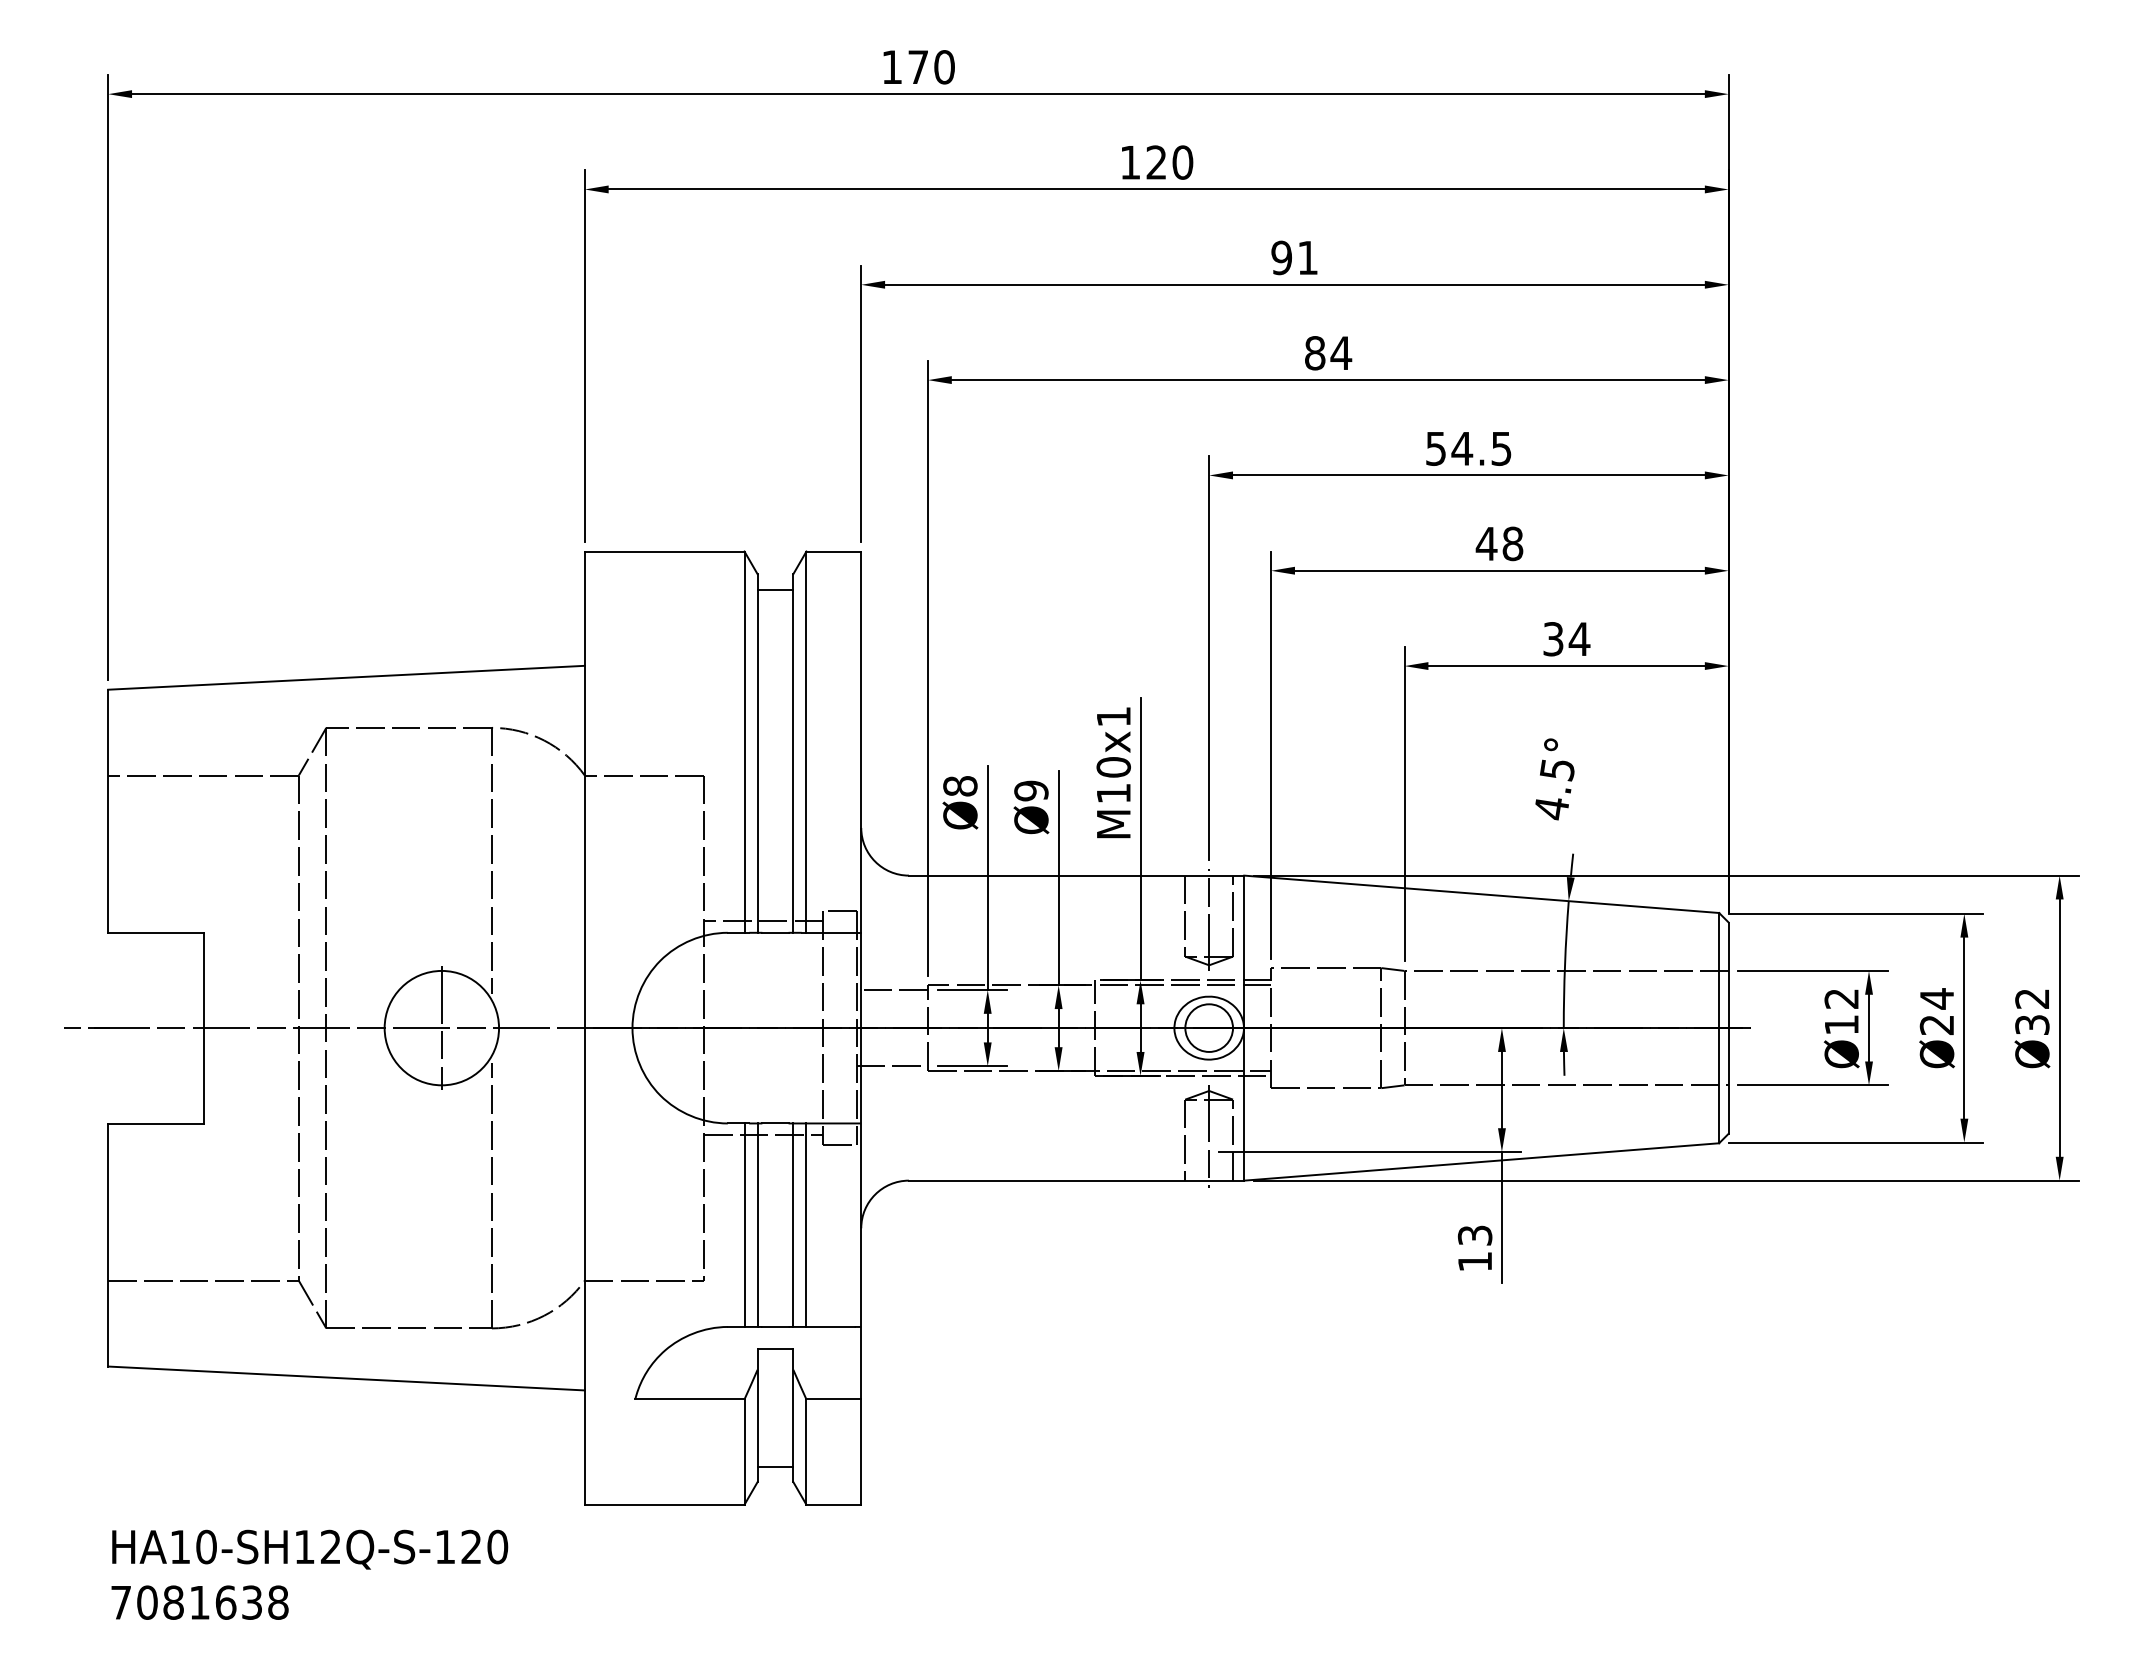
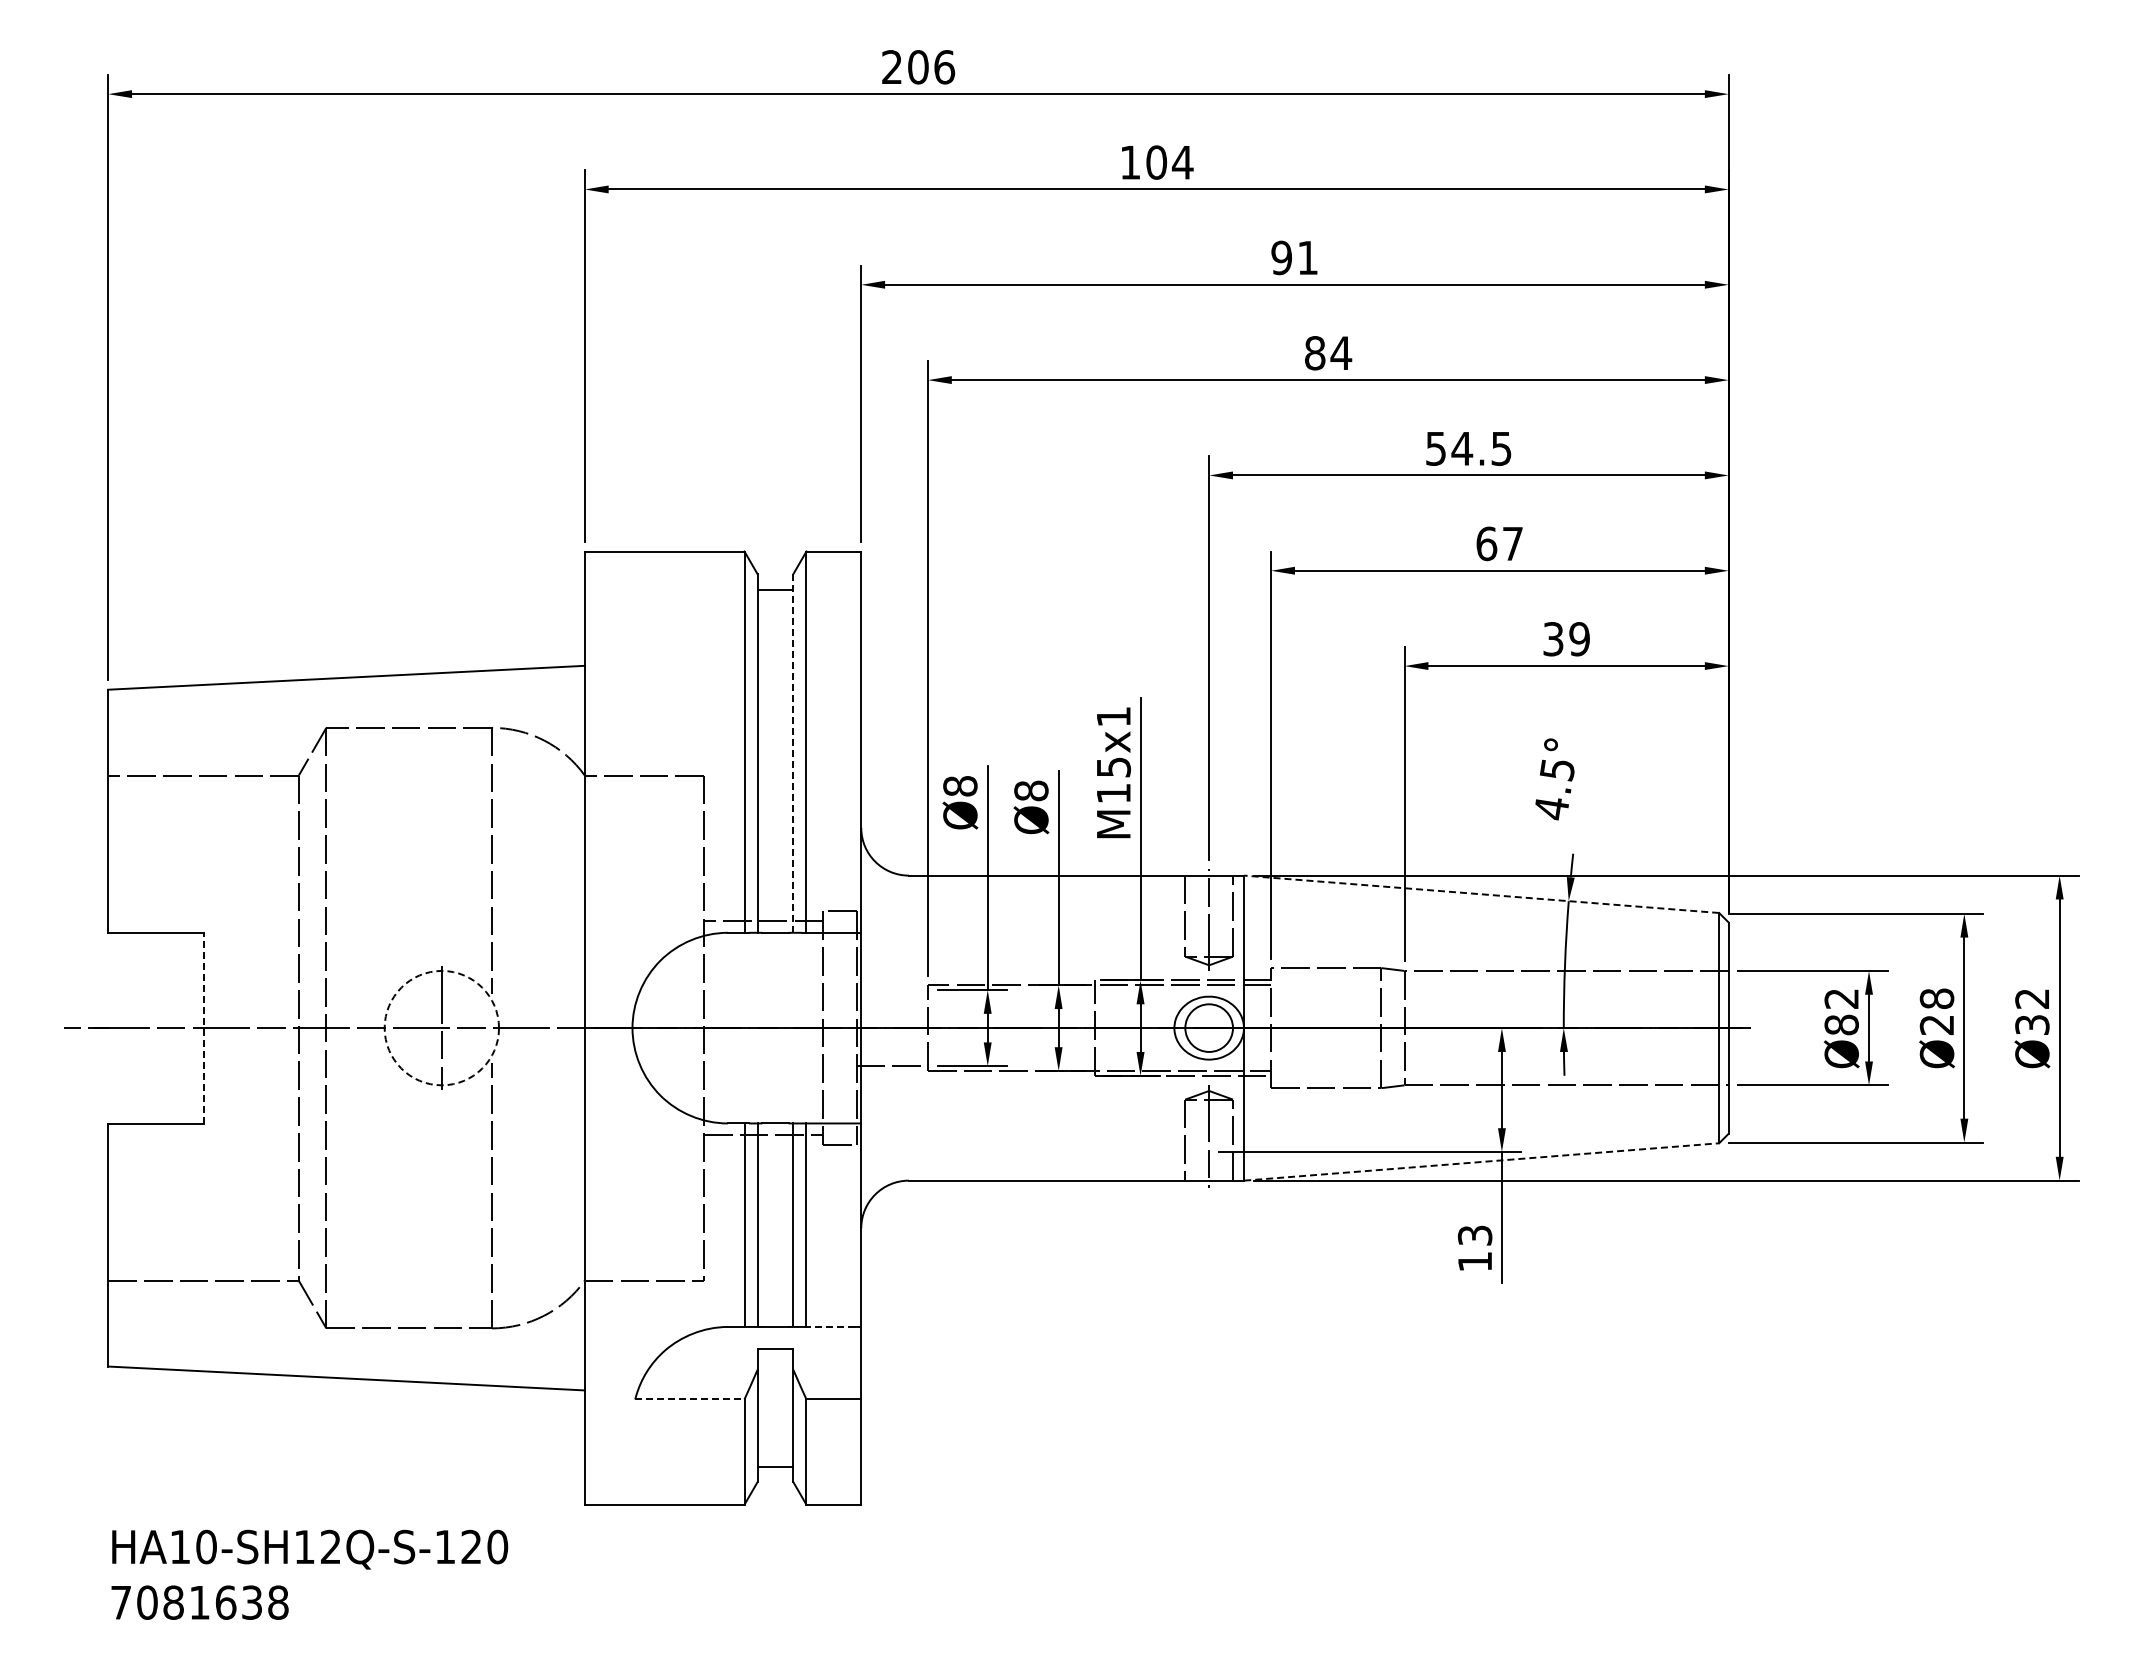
text: 170 -> 206 (918, 67)
text: 120 -> 104 (1169, 162)
text: 48 -> 67 (1499, 543)
text: 34 -> 39 (1579, 639)
line: solid -> dashed (793, 754)
text: M10x1 -> M15x1 (1113, 767)
text: Ø9 -> Ø8 (1031, 790)
line: solid -> dashed (1481, 894)
line: present -> none (891, 990)
text: Ø24 -> Ø28 (1936, 998)
text: Ø12 -> Ø82 (1841, 1024)
line: solid -> dashed (203, 1027)
circle: solid -> dashed (441, 1027)
line: solid -> dashed (1482, 1161)
line: solid -> dashed (830, 1326)
line: solid -> dashed (689, 1399)
